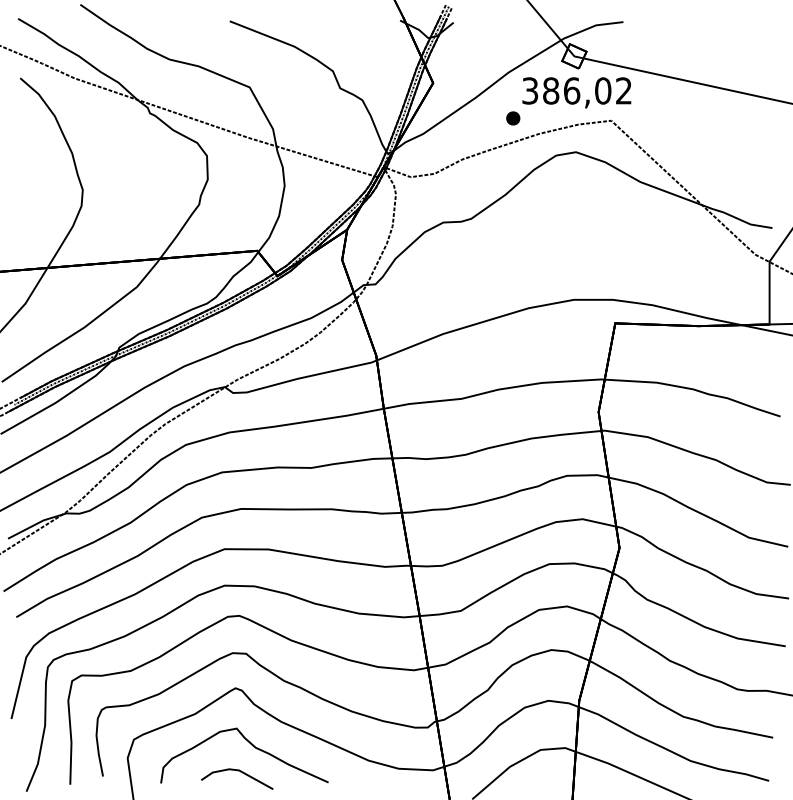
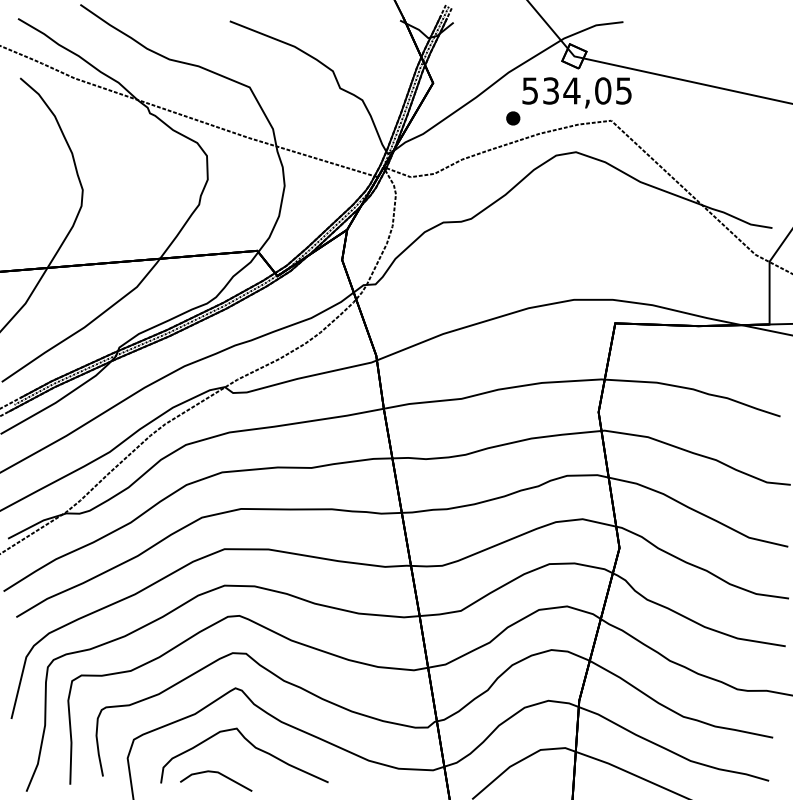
text: 386,02 -> 534,05 (577, 90)
part position: (240, 772) -> (219, 774) (219, 774)
